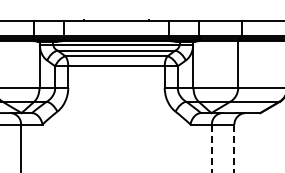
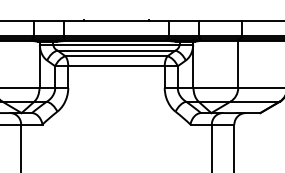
line: dashed -> solid (211, 148)
line: dashed -> solid (234, 148)
